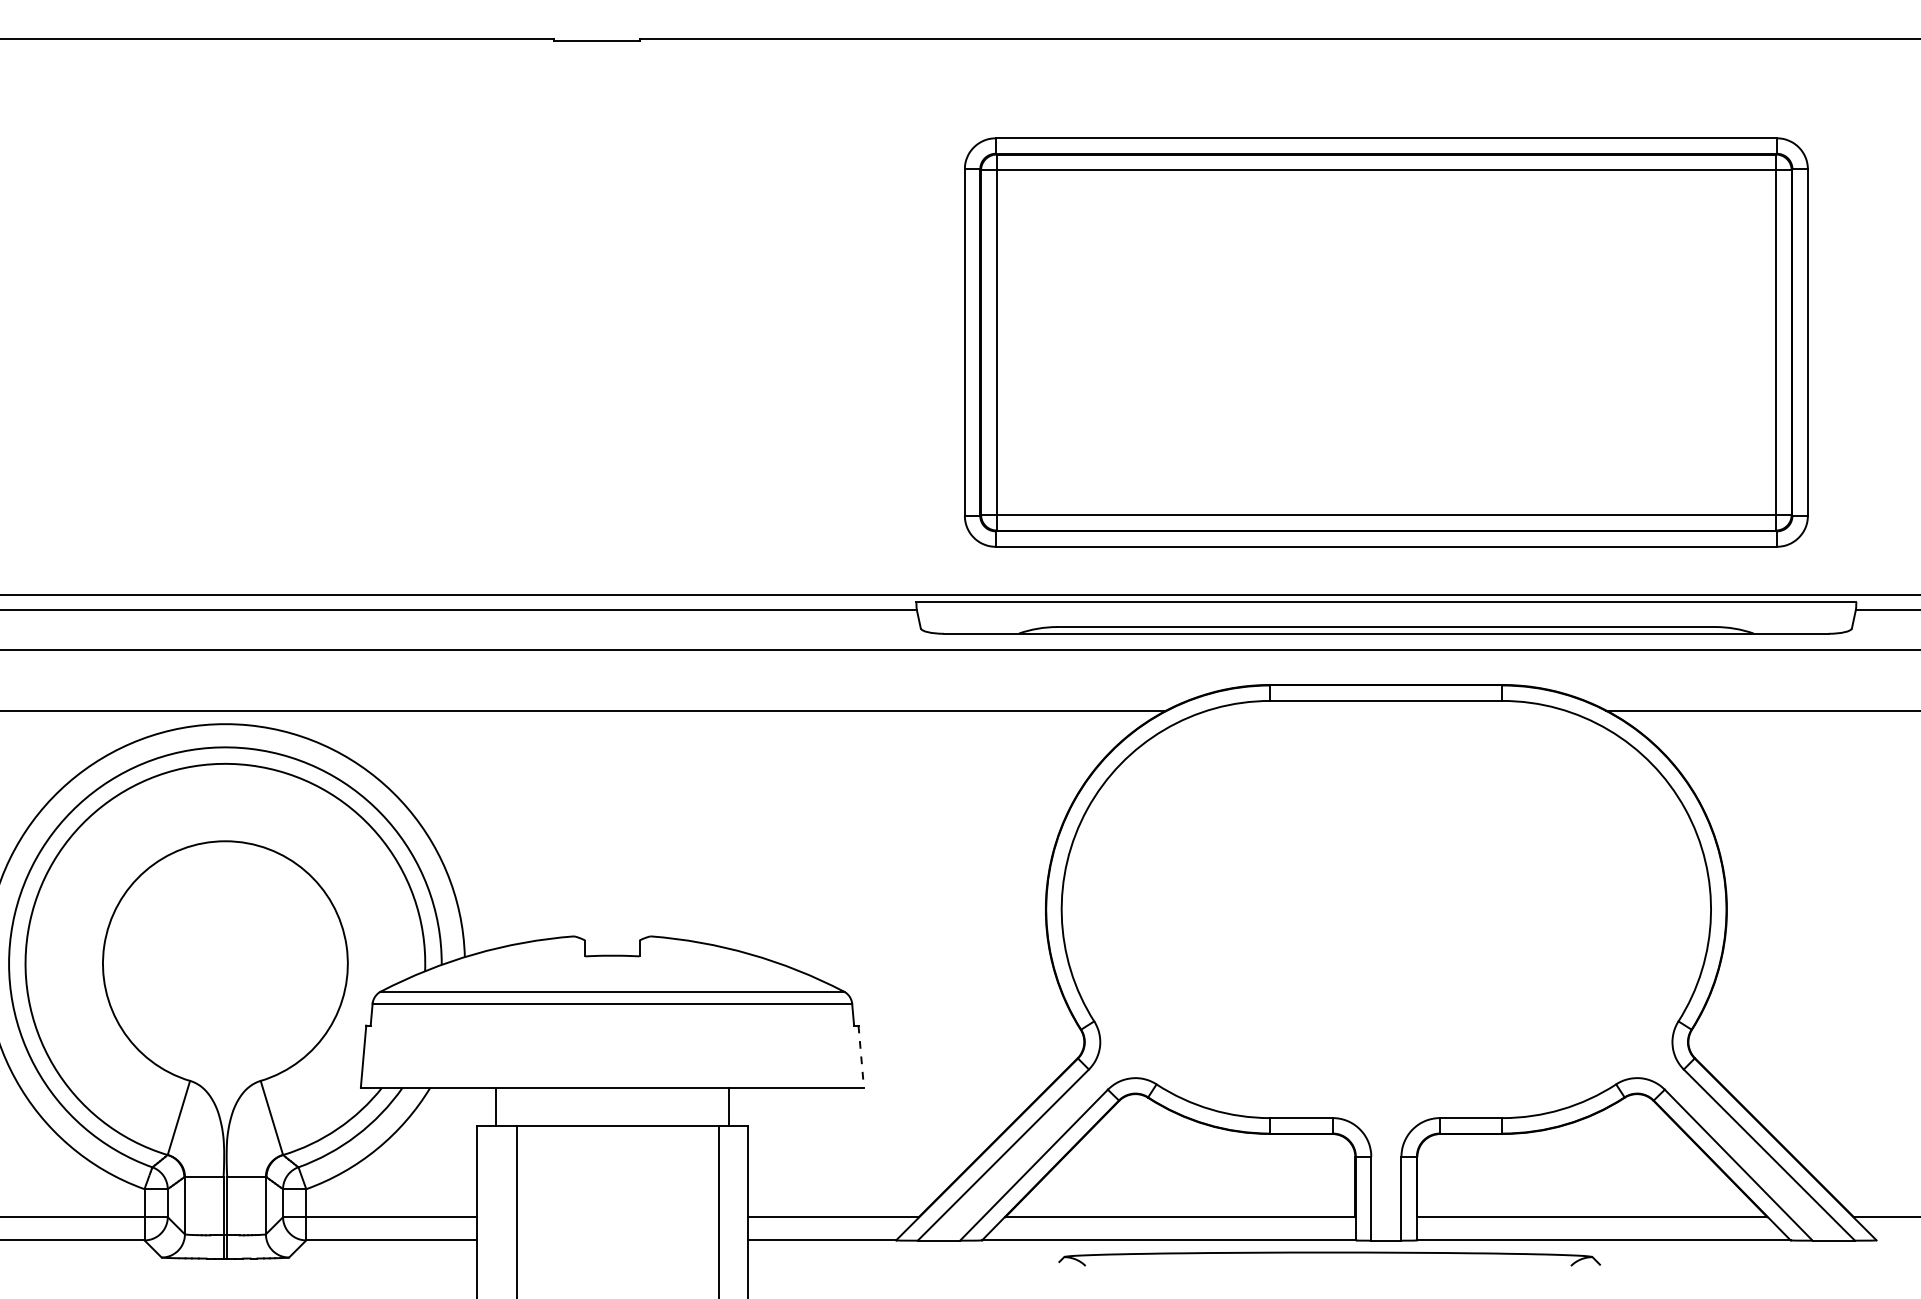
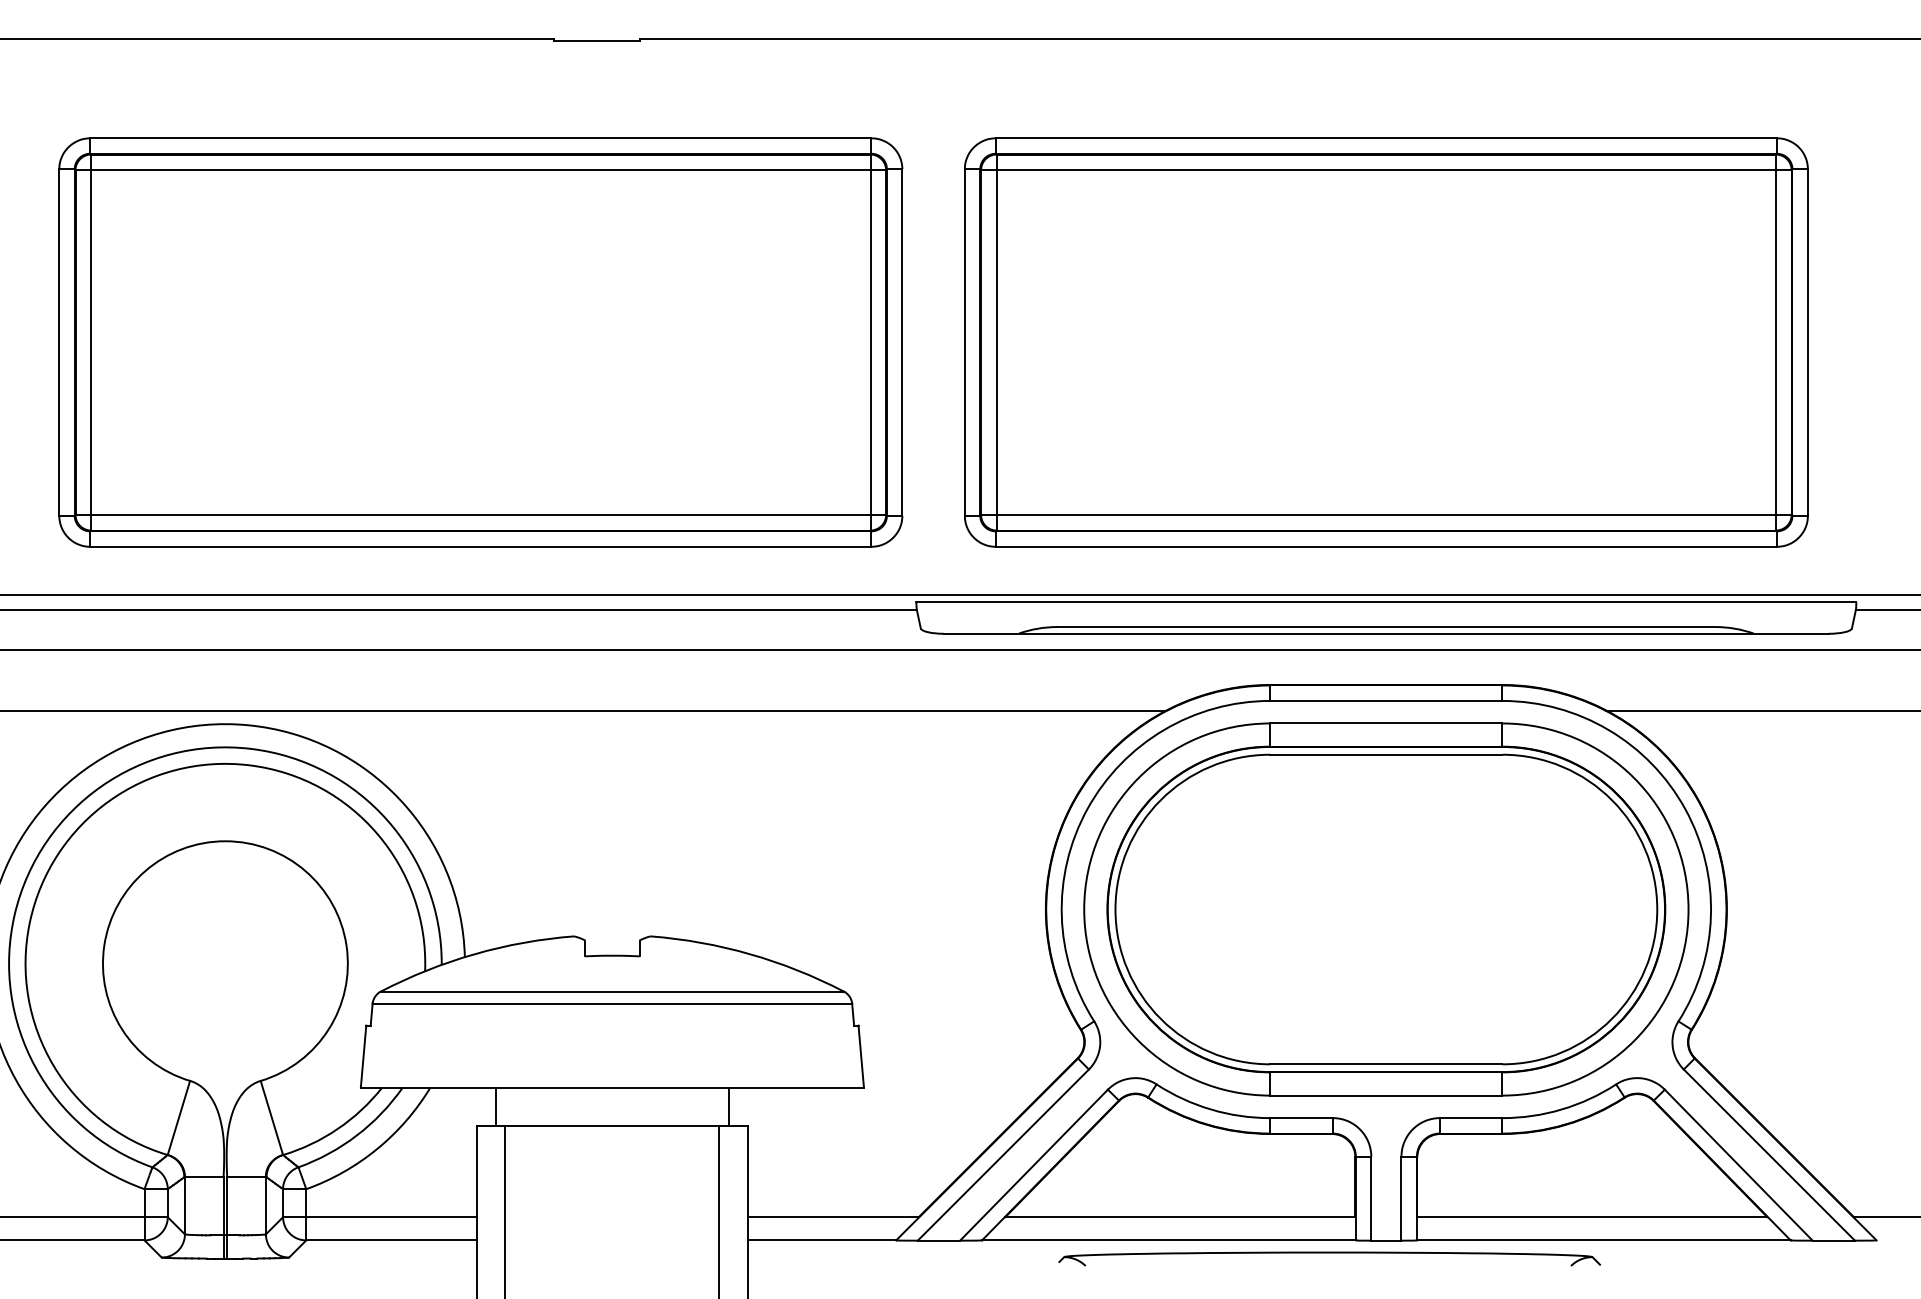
part: none -> present (480, 342)
part: none -> present (1386, 909)
line: dashed -> solid (861, 1057)
line position: (517, 1210) -> (505, 1210) (505, 1210)
